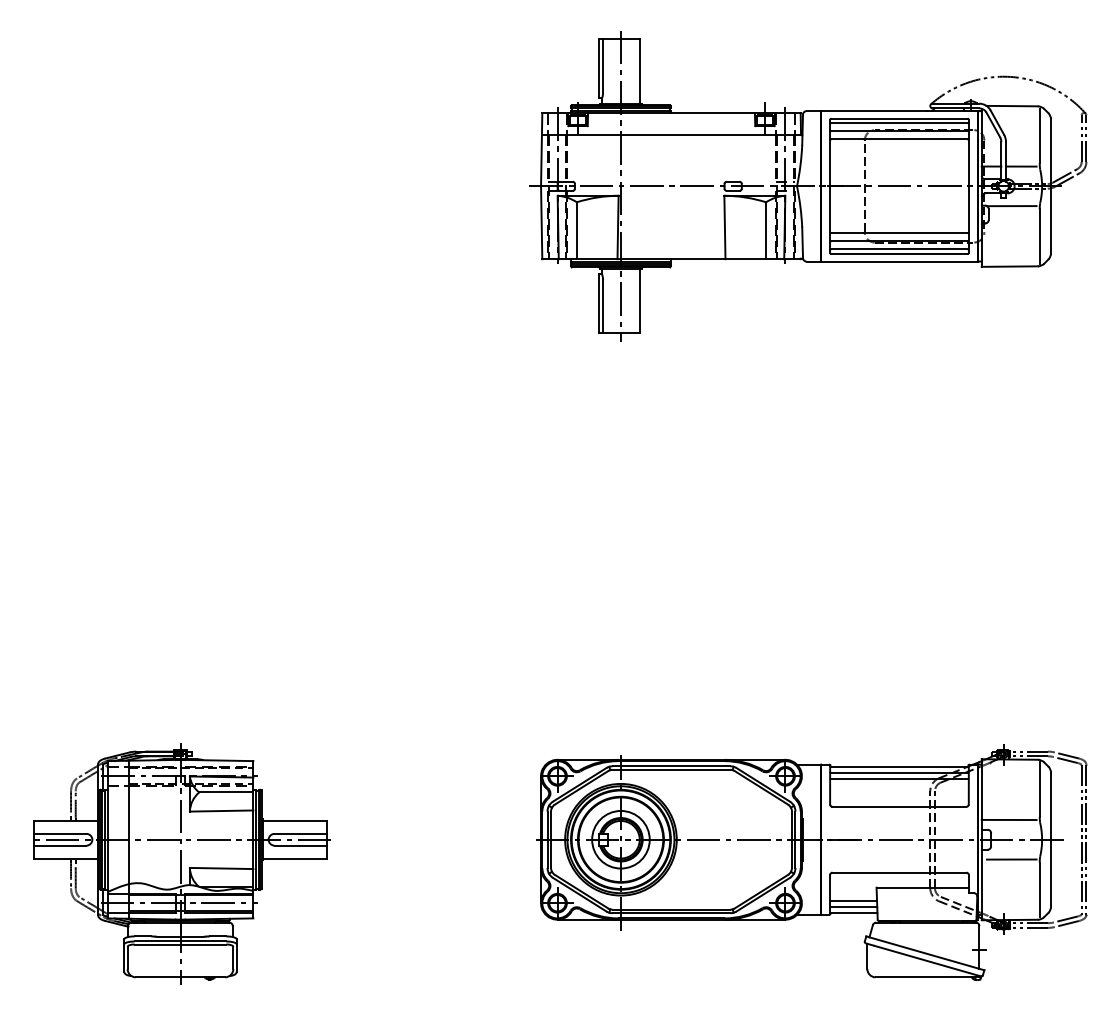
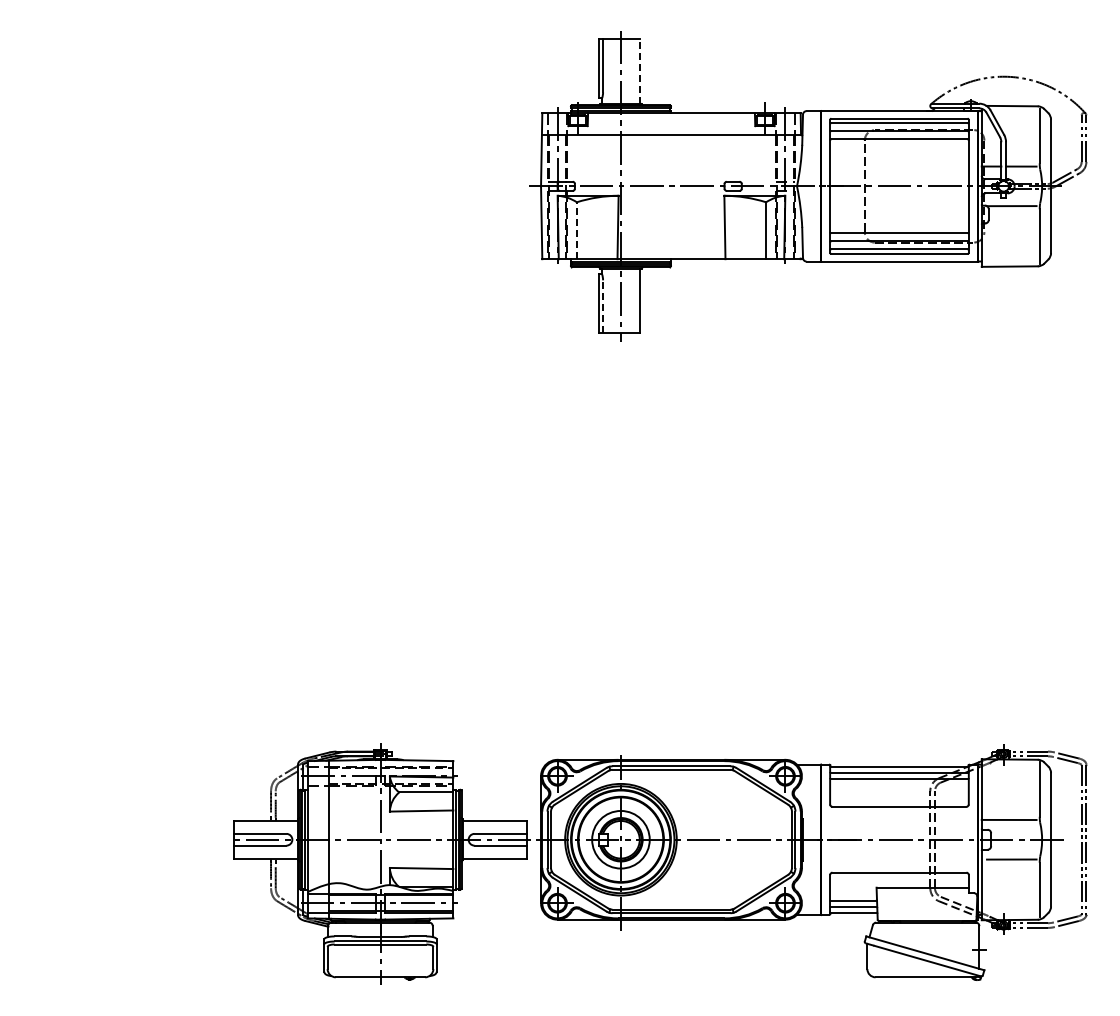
line: solid -> dashed (639, 71)
line: solid -> dashed (576, 230)
line: solid -> dashed (603, 306)
part position: (181, 863) -> (381, 863) (381, 863)
